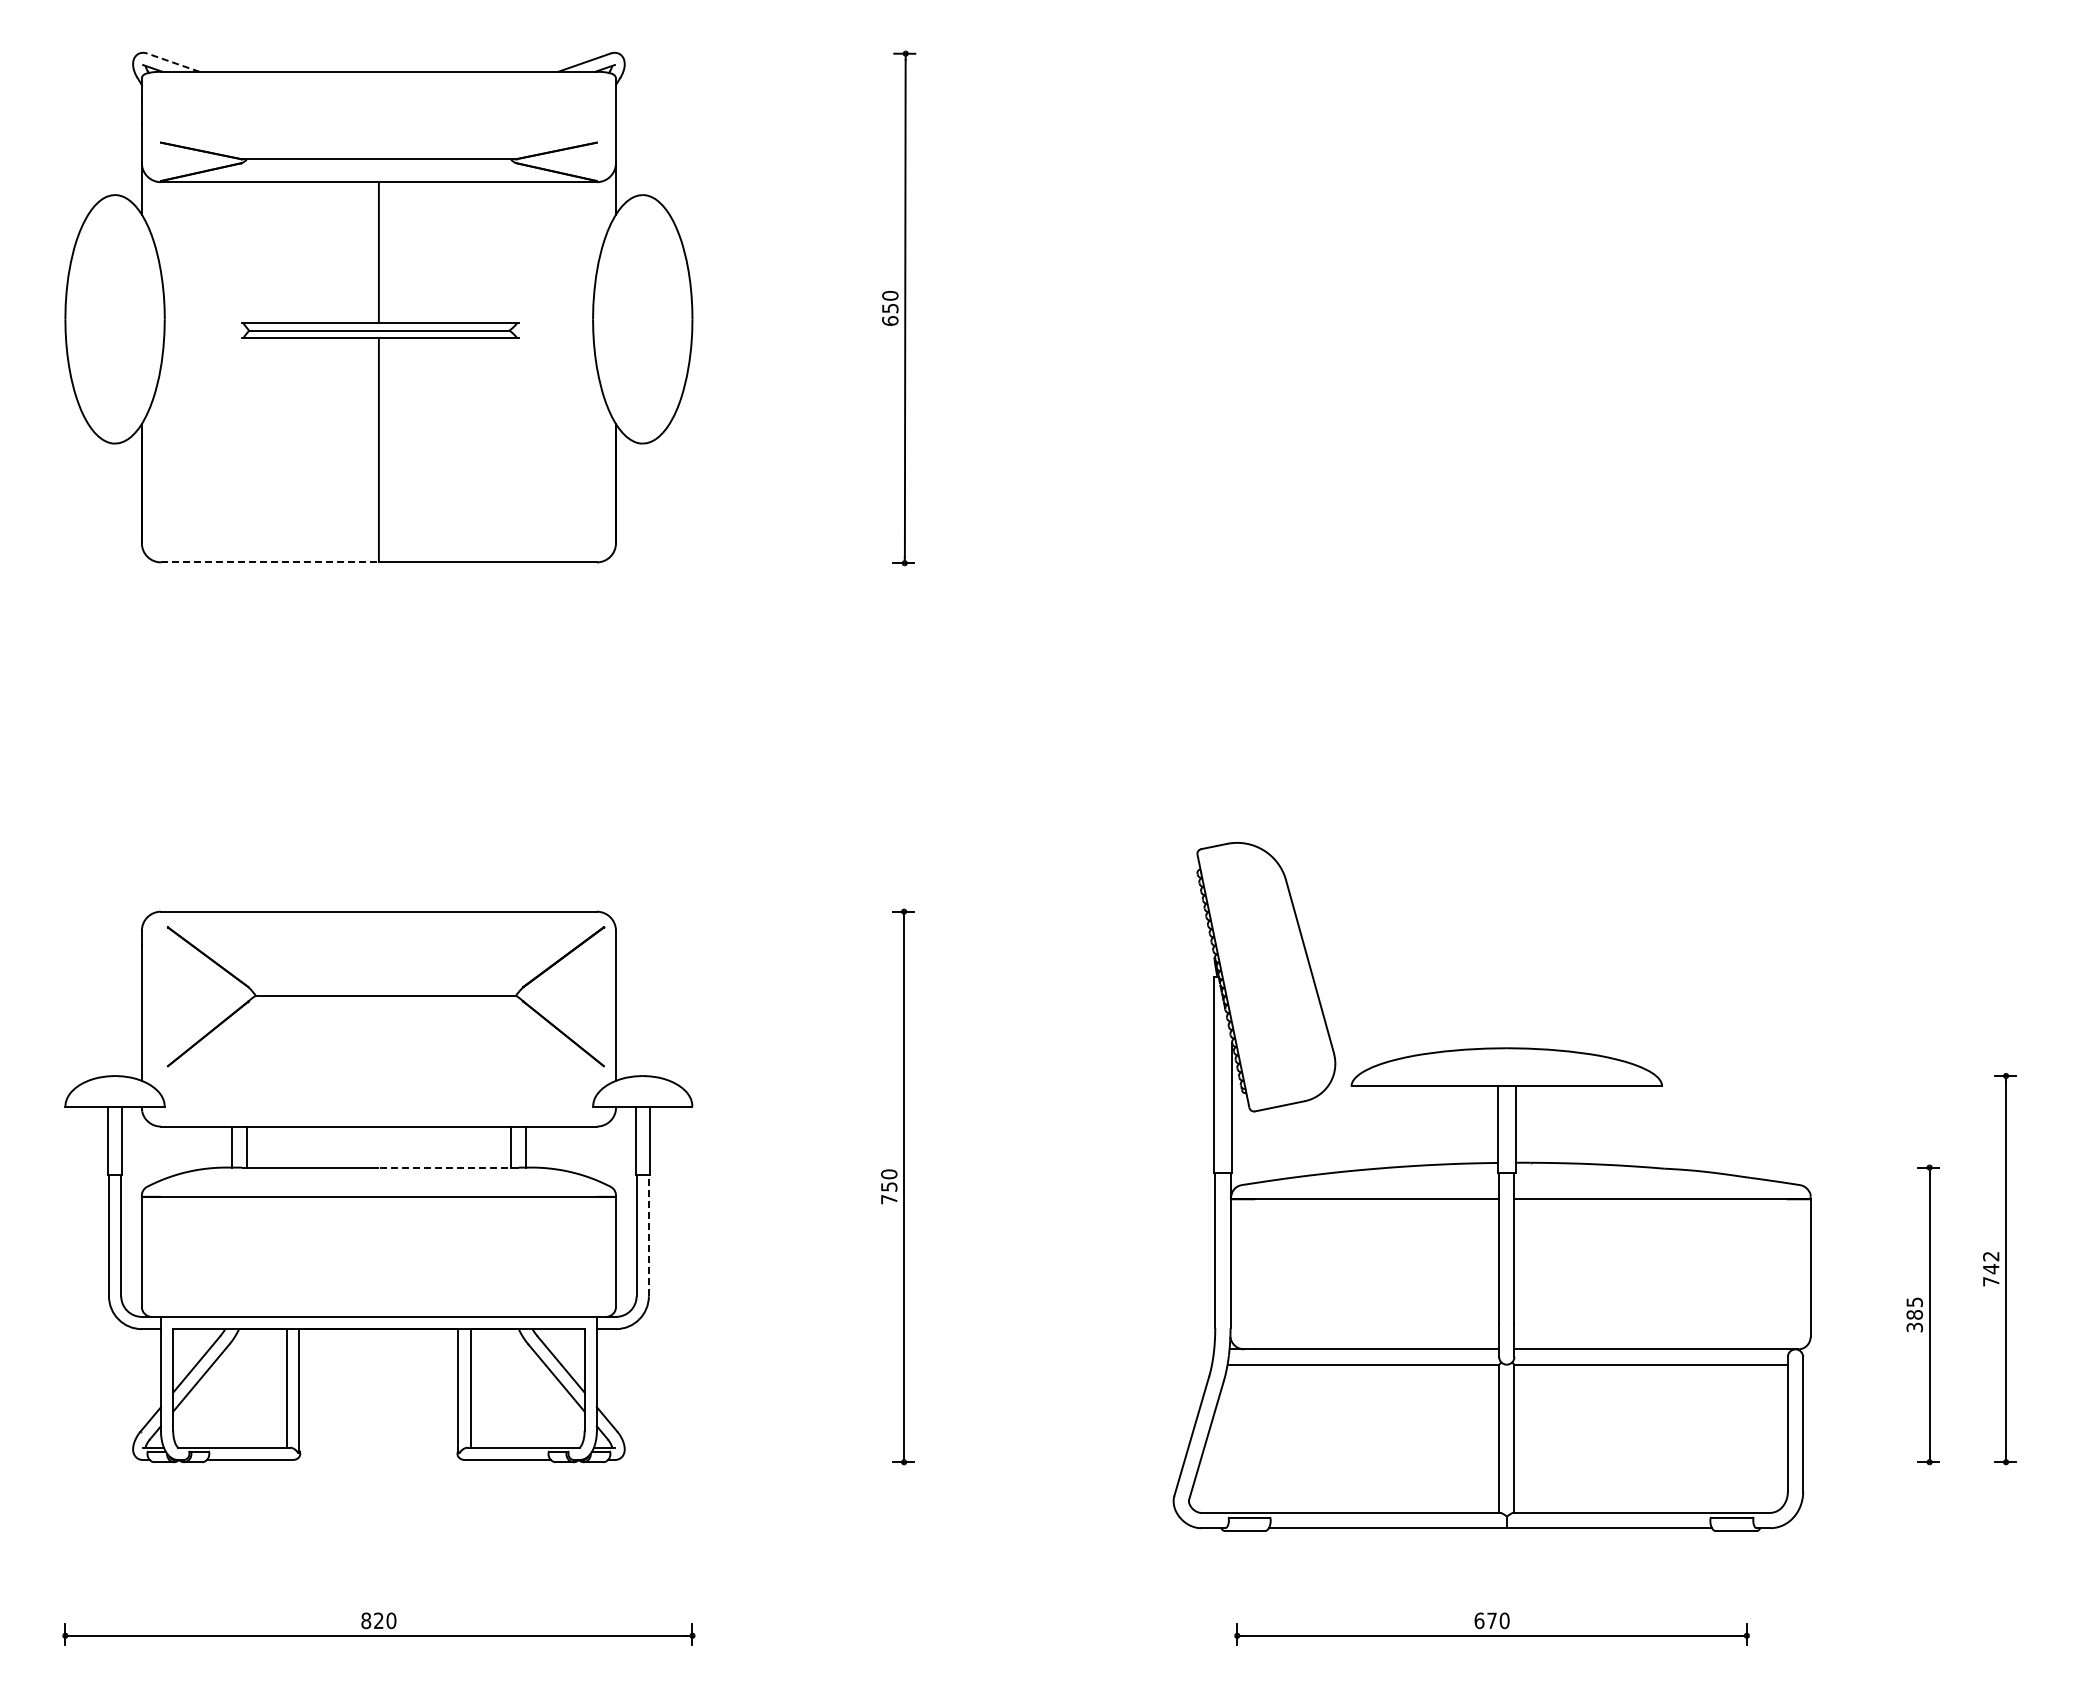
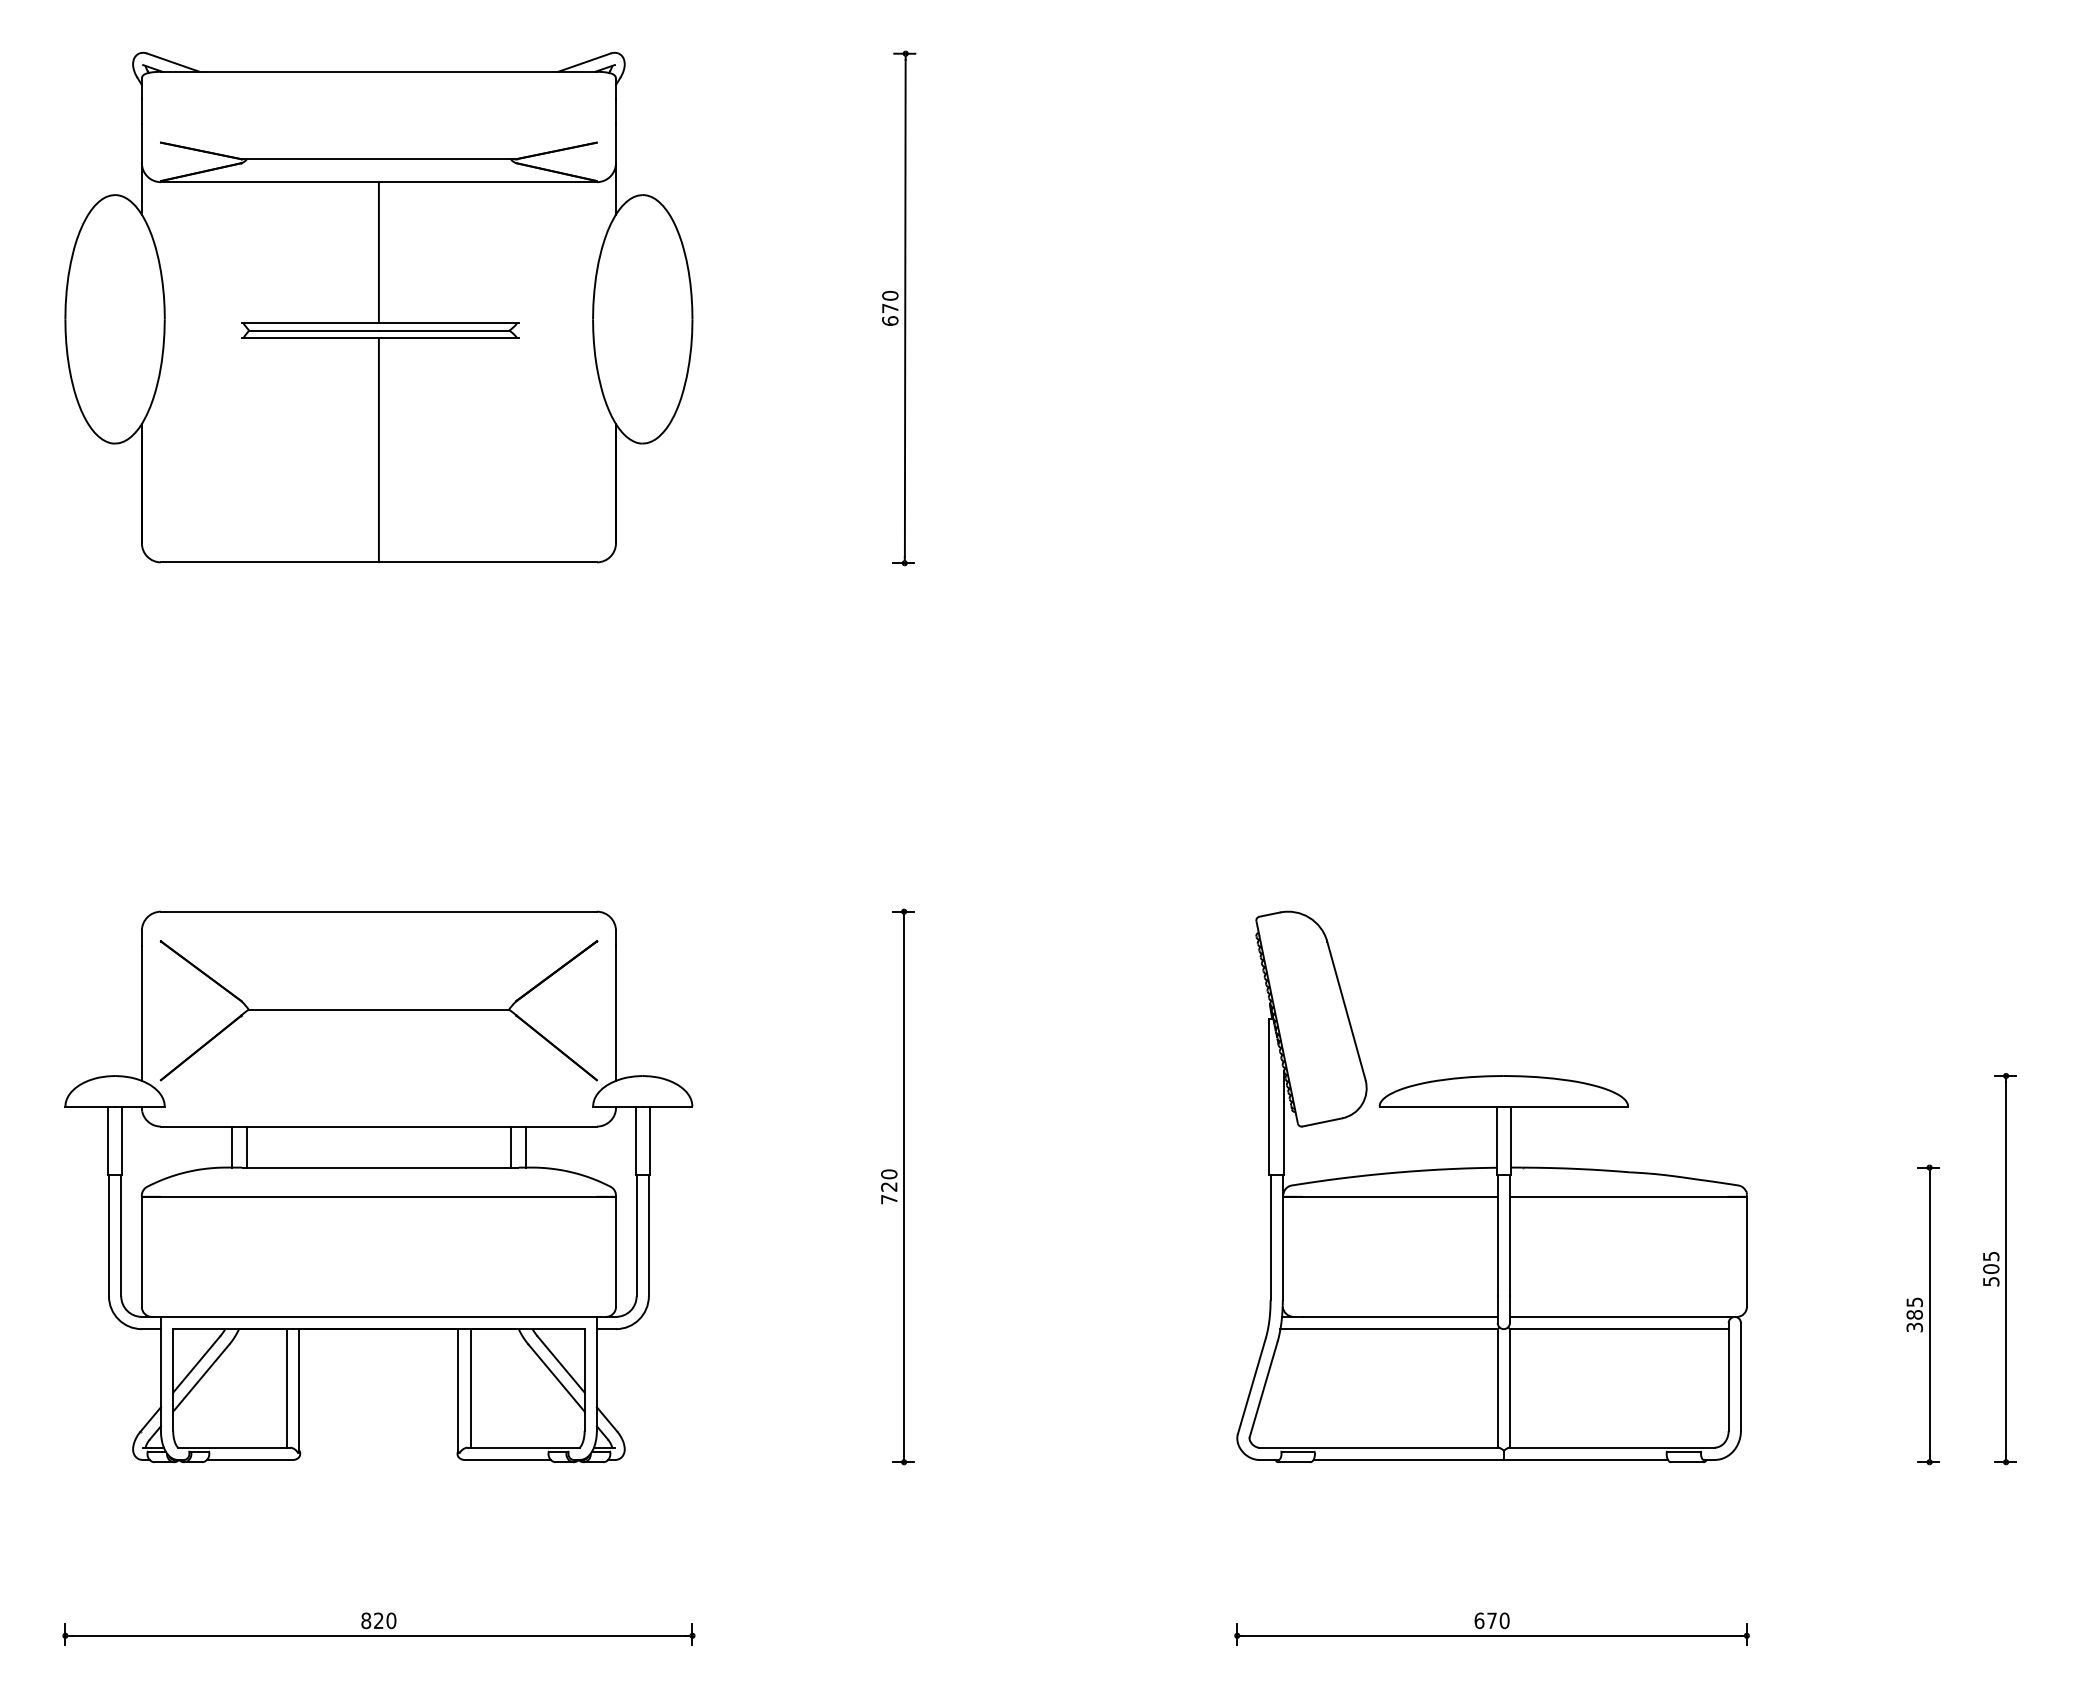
line: dashed -> solid (173, 62)
text: 650 -> 670 (890, 308)
line: dashed -> solid (269, 562)
part position: (385, 996) -> (378, 1010) (378, 1010)
line: dashed -> solid (448, 1167)
text: 750 -> 720 (889, 1186)
part size: 640x690 px -> 512x554 px (1491, 1186)
line: dashed -> solid (648, 1235)
text: 742 -> 505 (1991, 1269)
